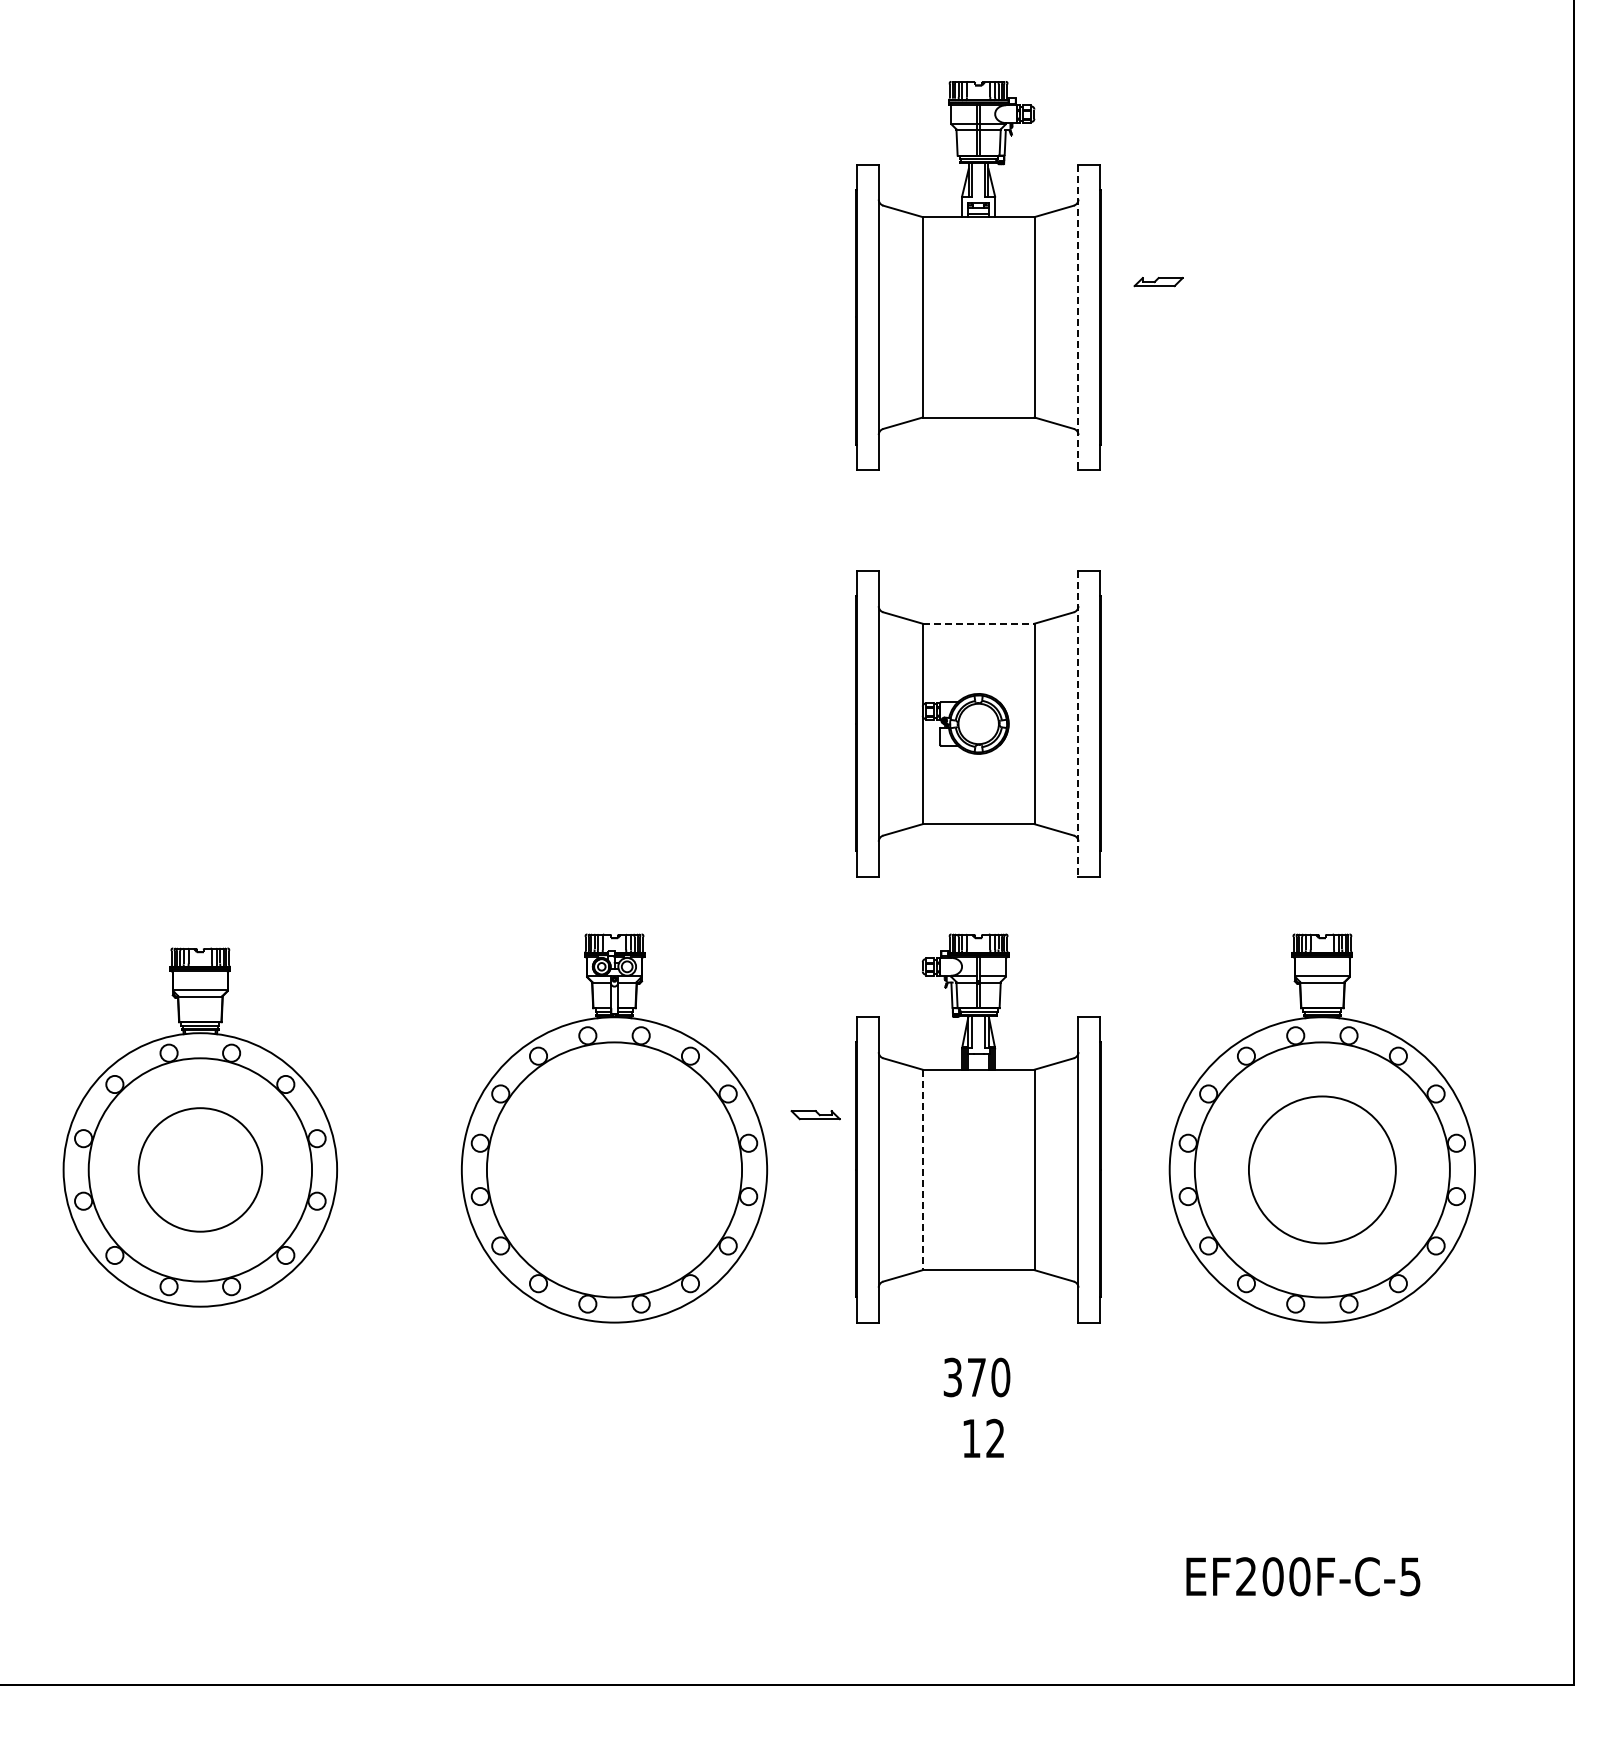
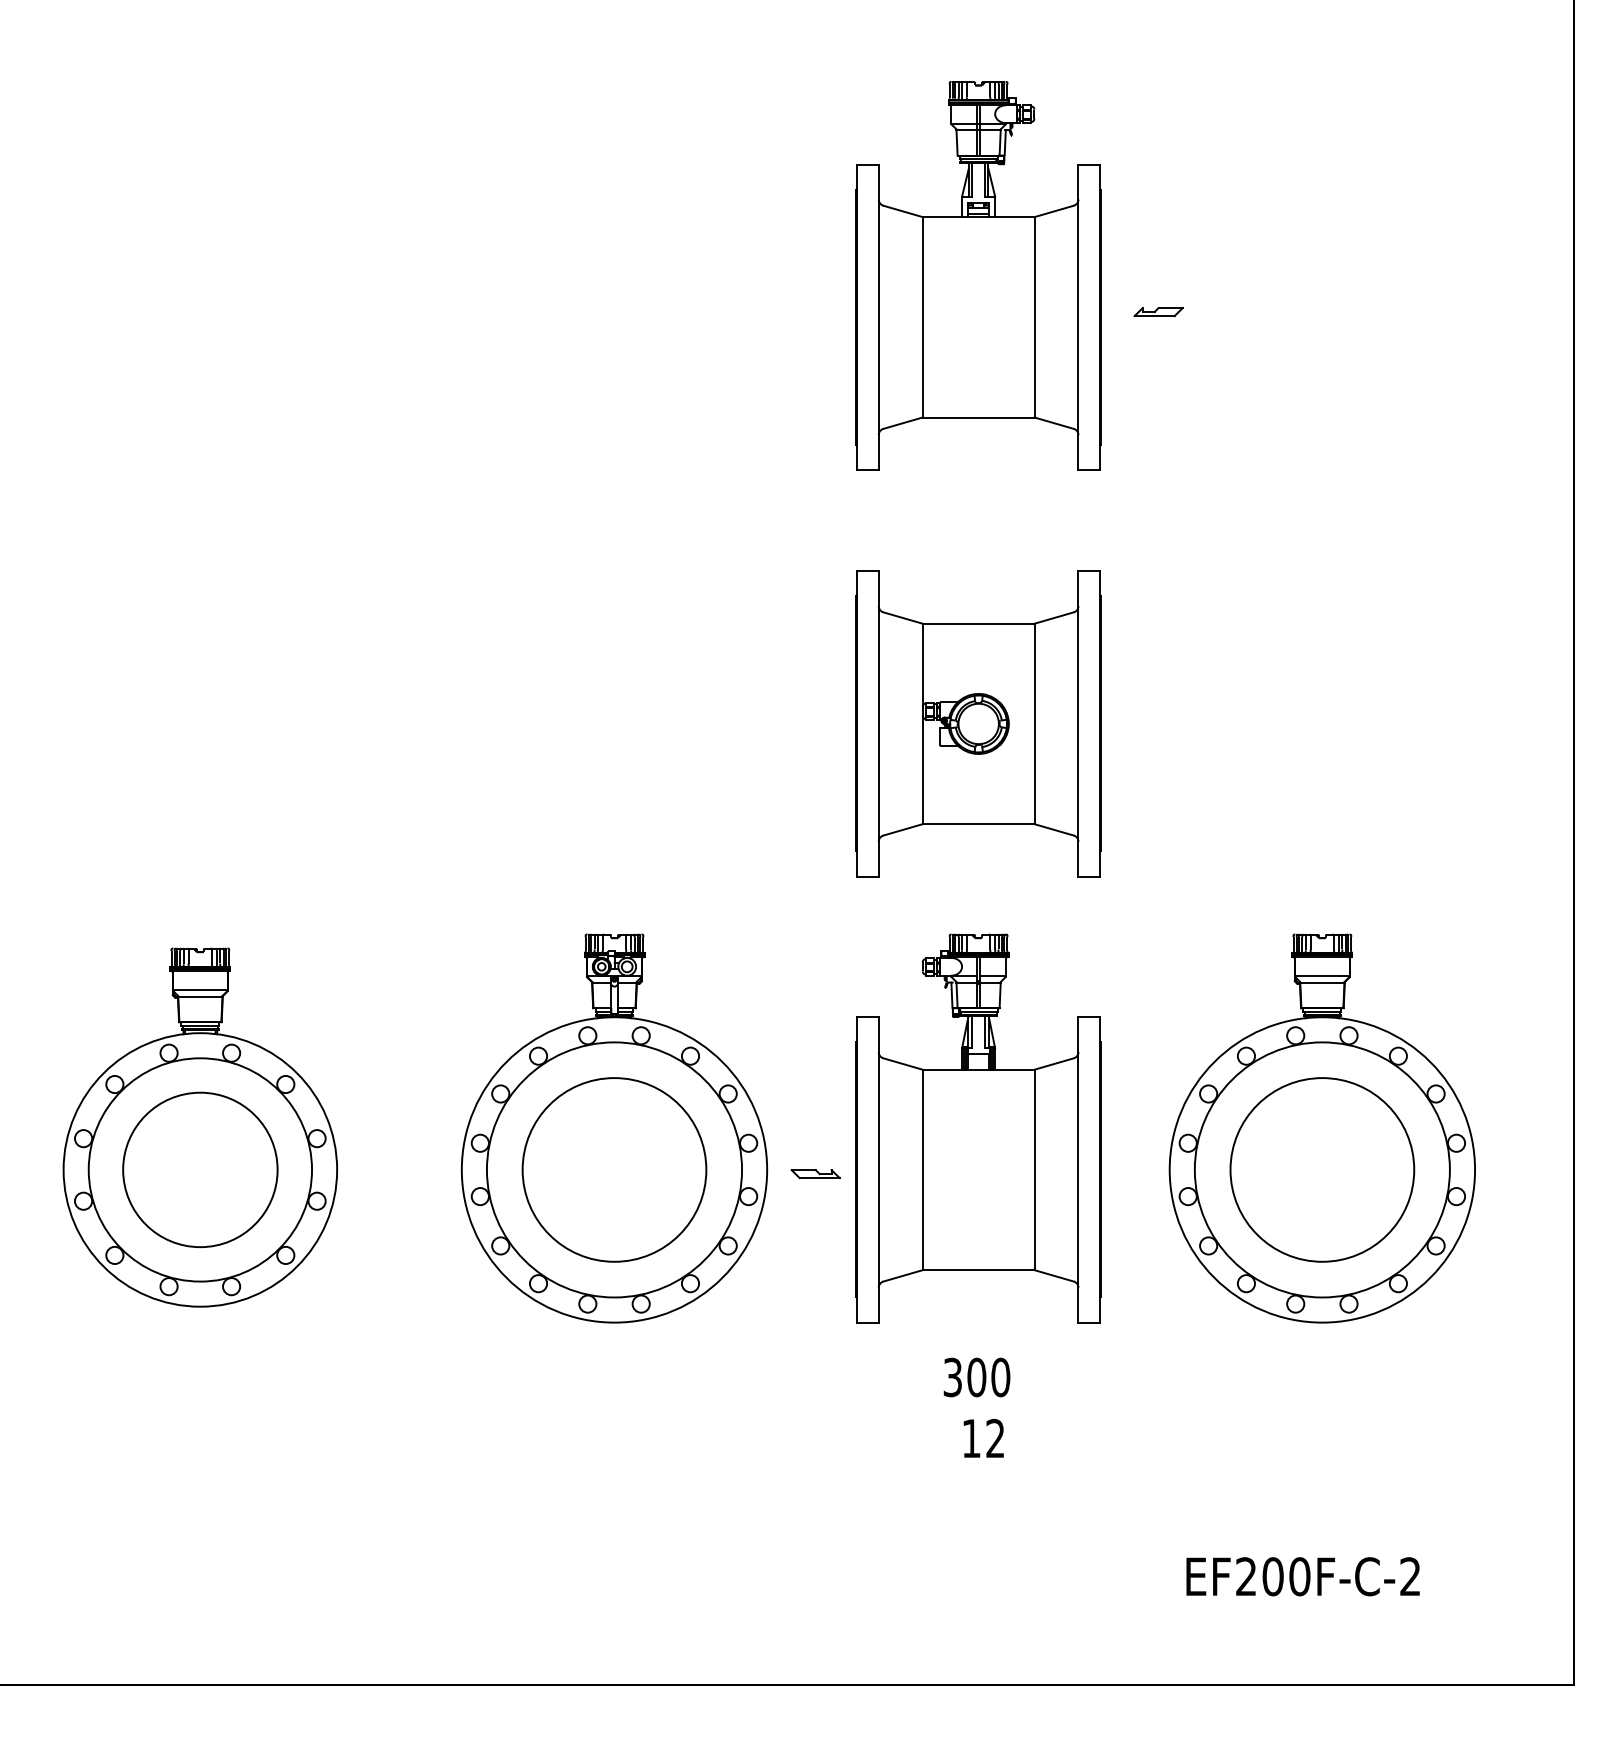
part position: (1158, 282) -> (1158, 312) (1158, 312)
line: dashed -> solid (1078, 317)
line: dashed -> solid (978, 623)
line: dashed -> solid (1078, 723)
part position: (815, 1115) -> (815, 1174) (815, 1174)
circle diameter: 124 px -> 154 px (200, 1169)
circle: none -> present (614, 1169)
circle size: 149x150 px -> 187x186 px (1322, 1169)
line: dashed -> solid (922, 1170)
text: 370 -> 300 (976, 1377)
text: EF200F-C-5 -> EF200F-C-2 (1410, 1576)
